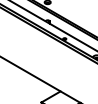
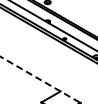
line: solid -> dashed (40, 80)
